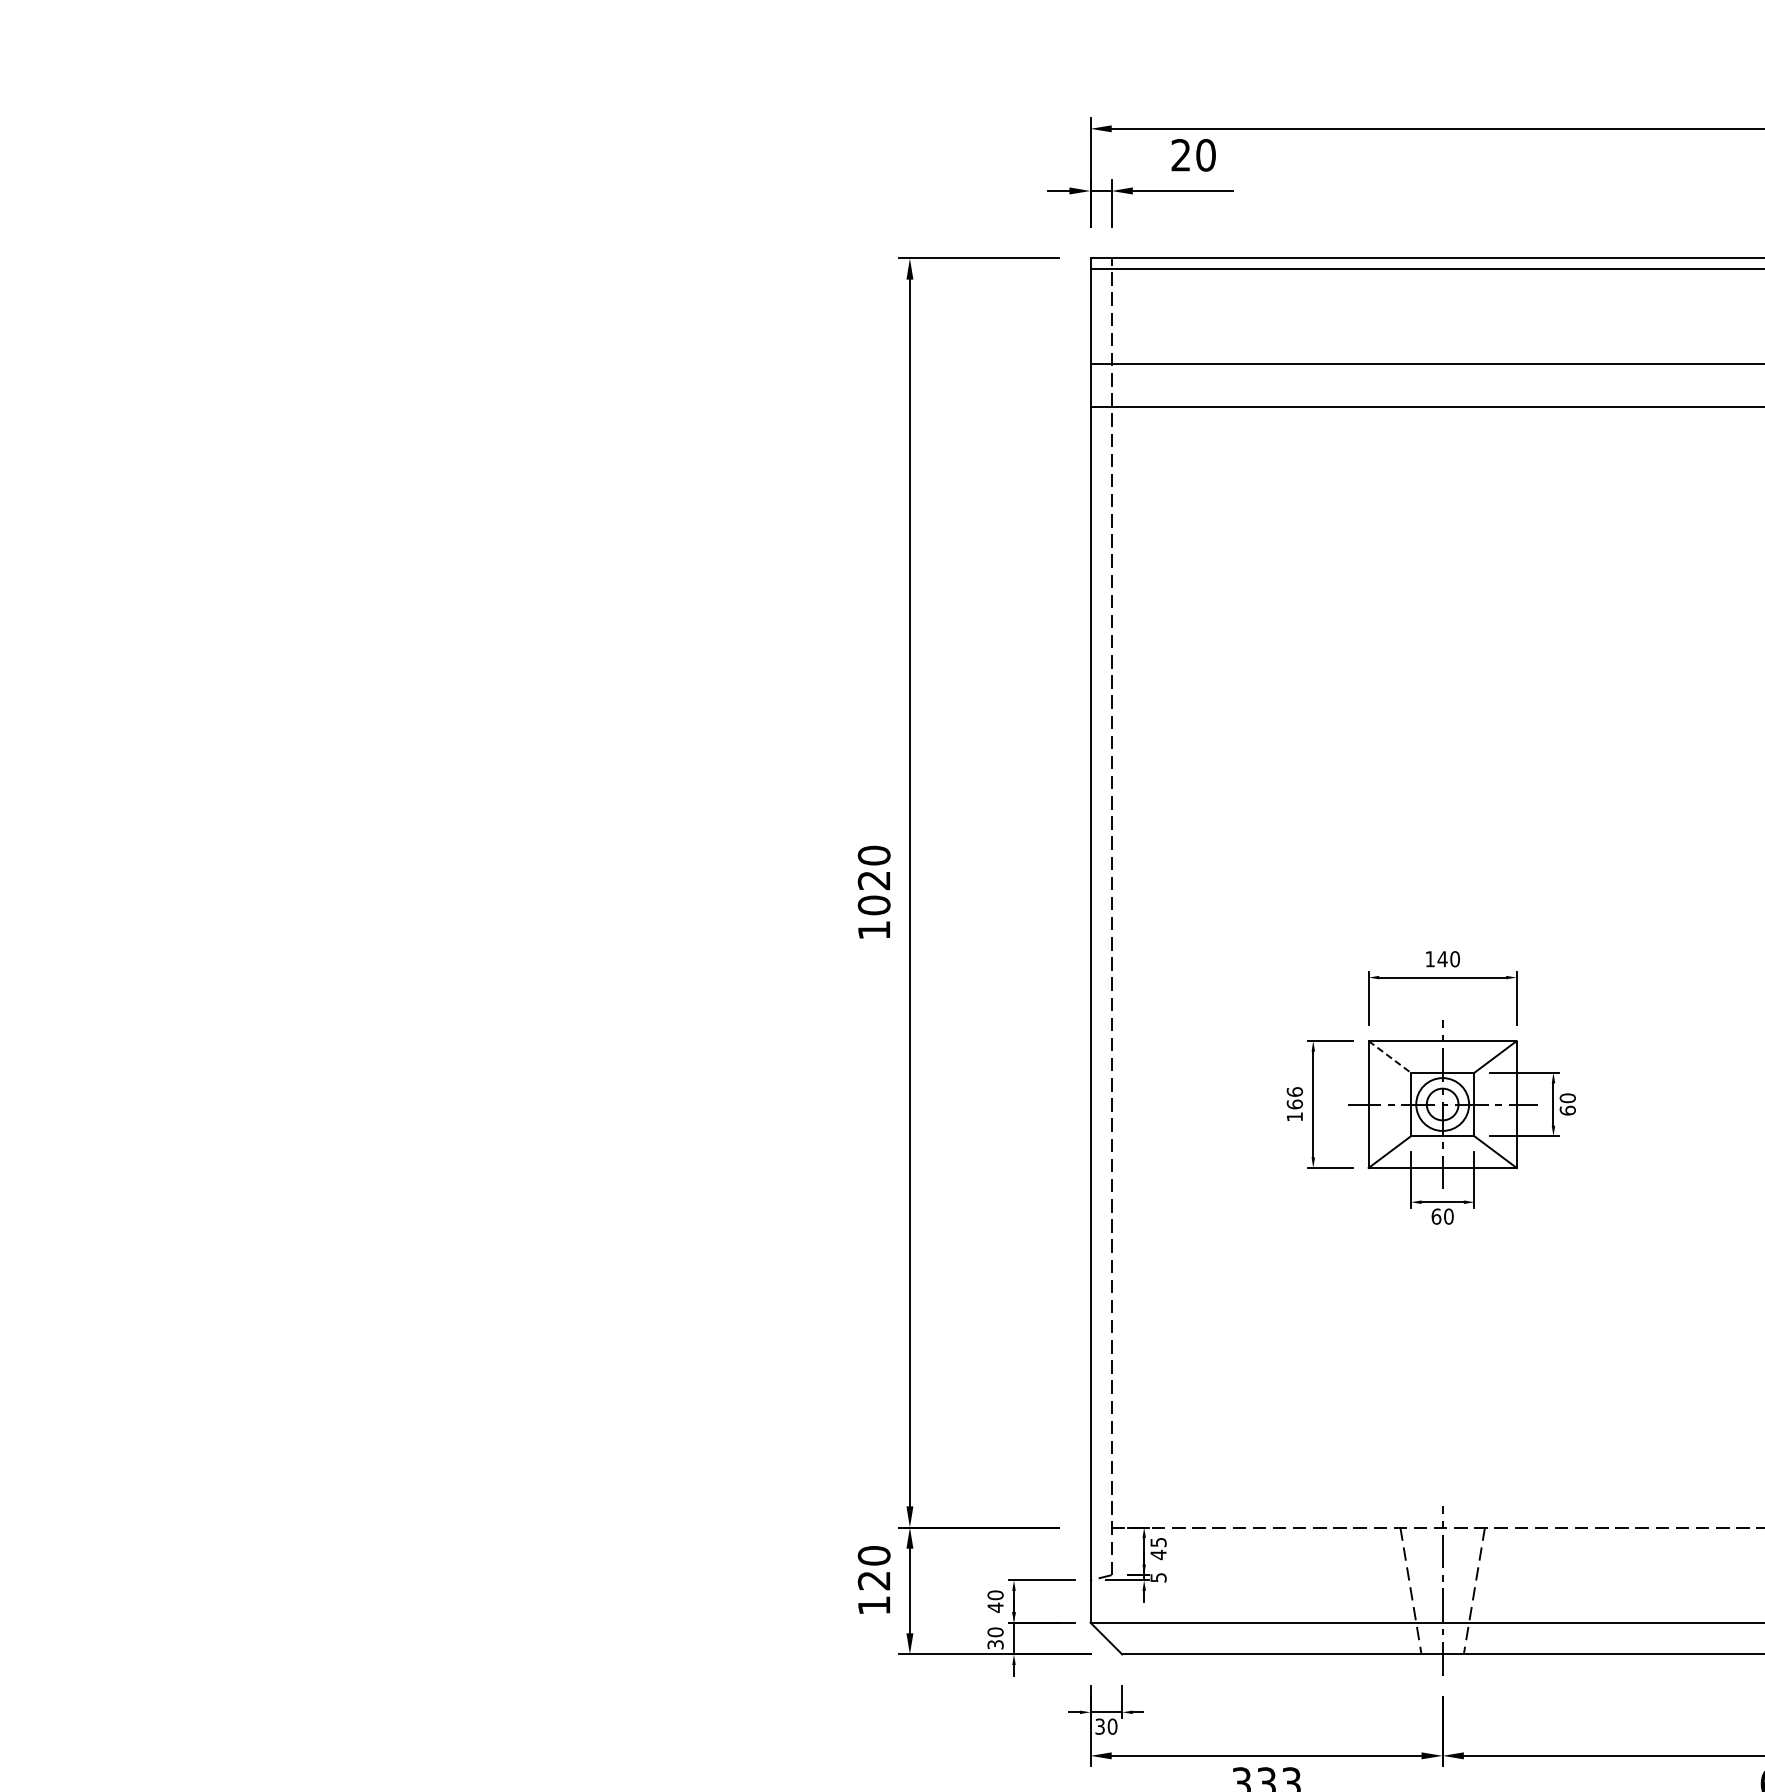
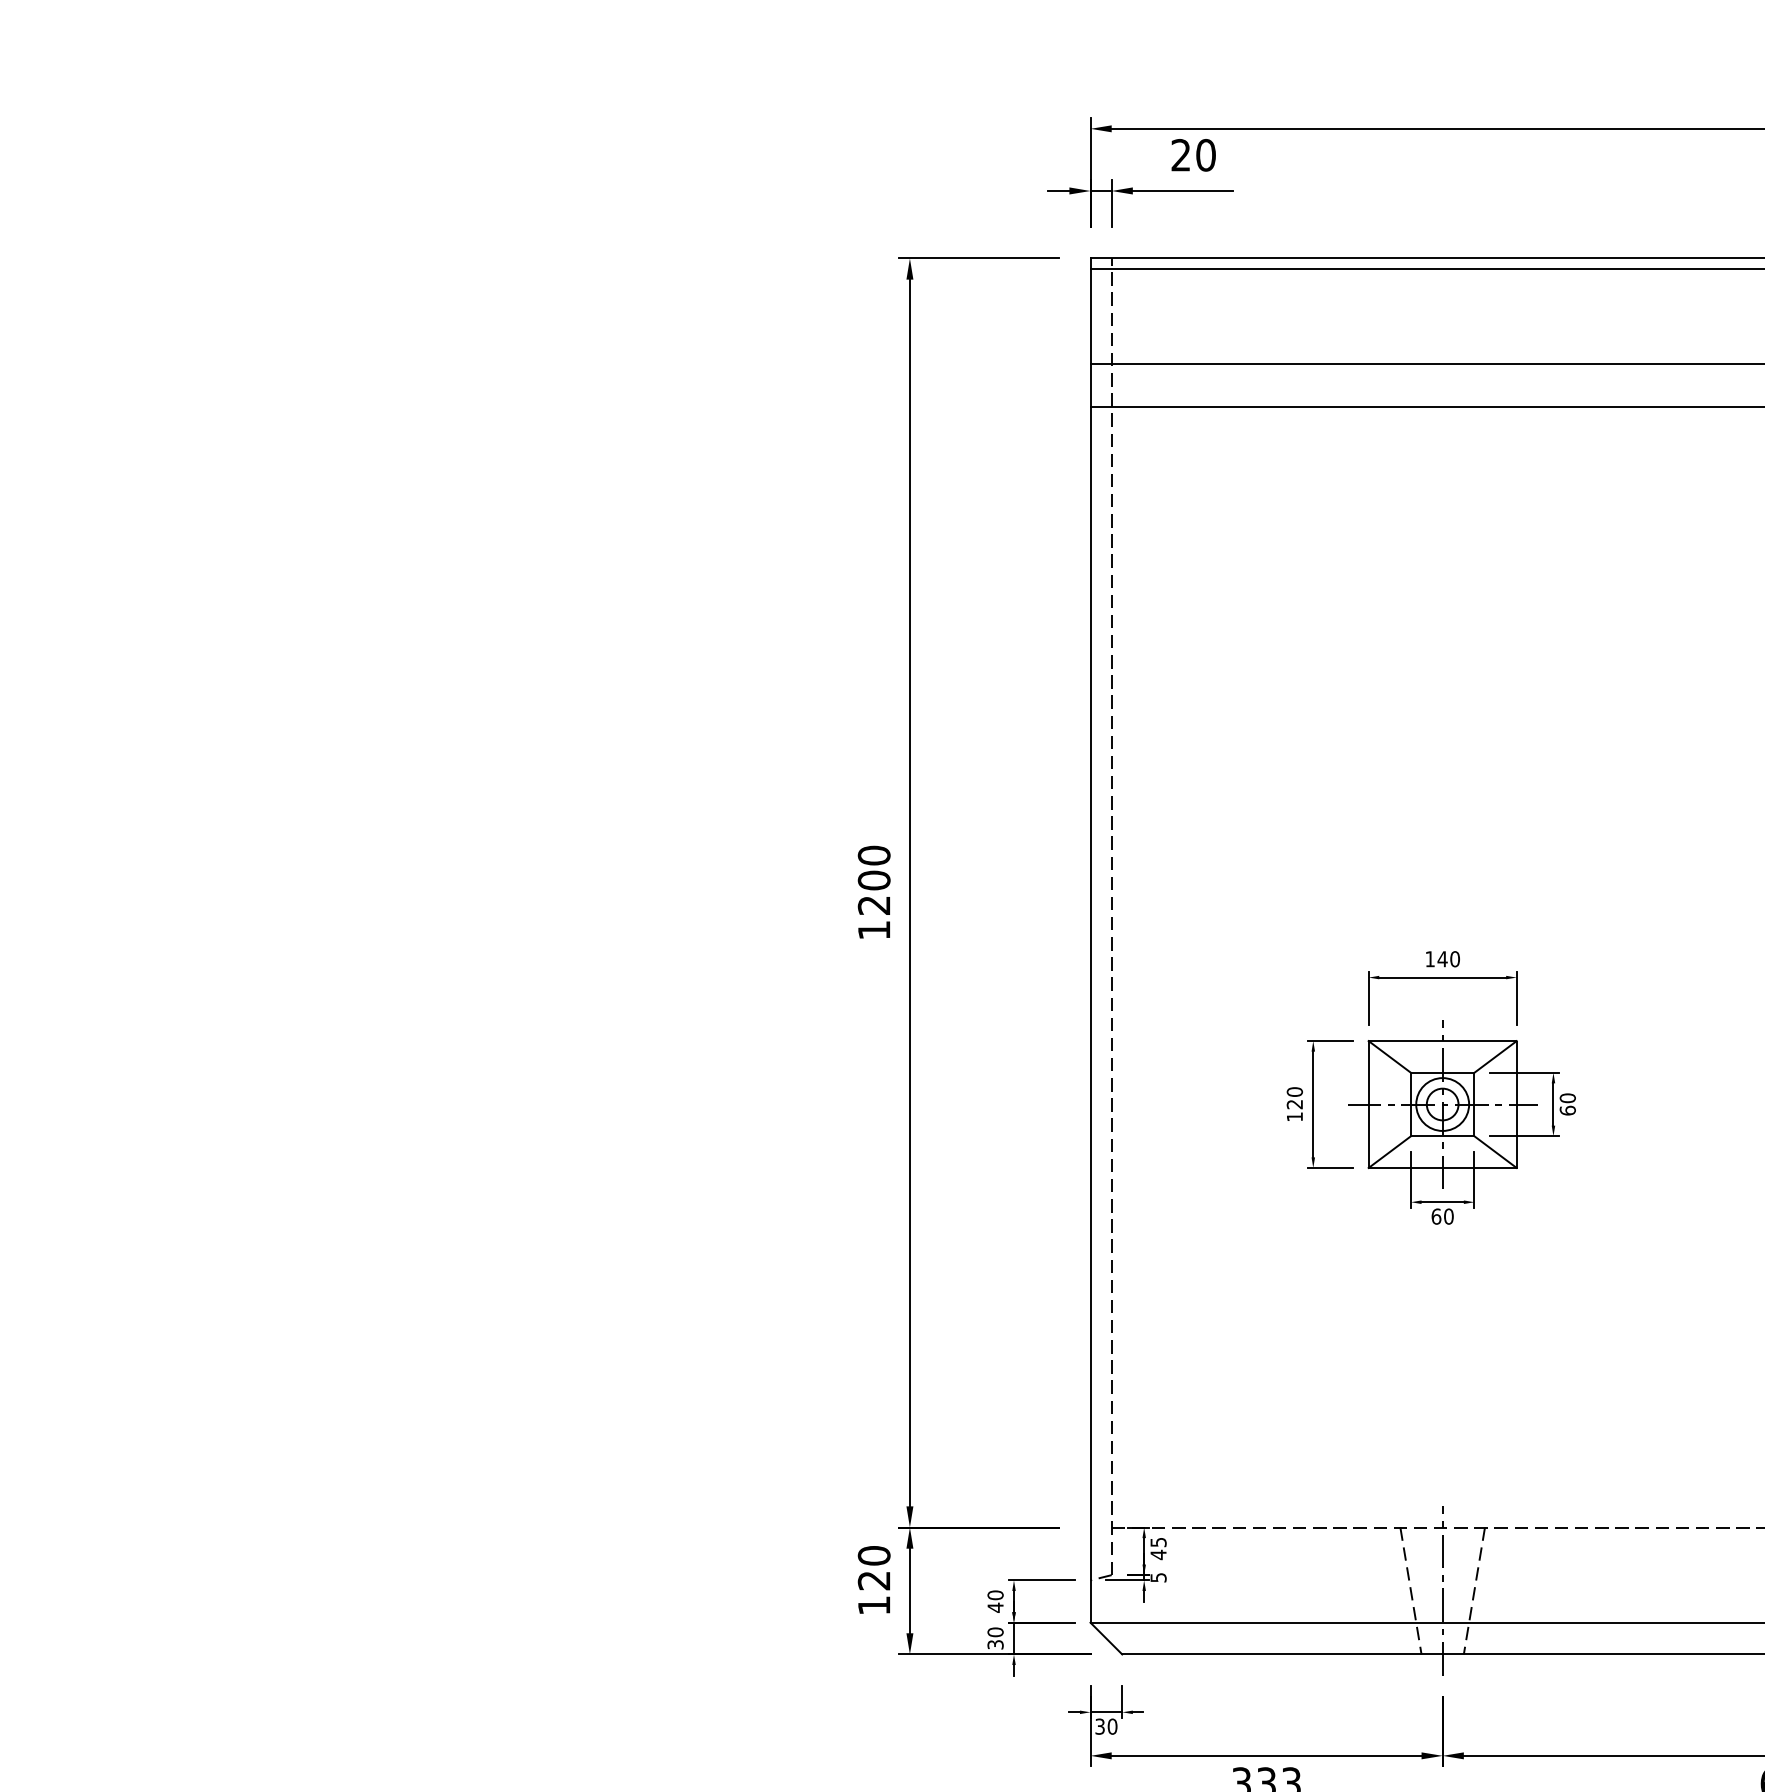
text: 1020 -> 1200 (873, 892)
line: dashed -> solid (1390, 1057)
text: 166 -> 120 (1294, 1098)
